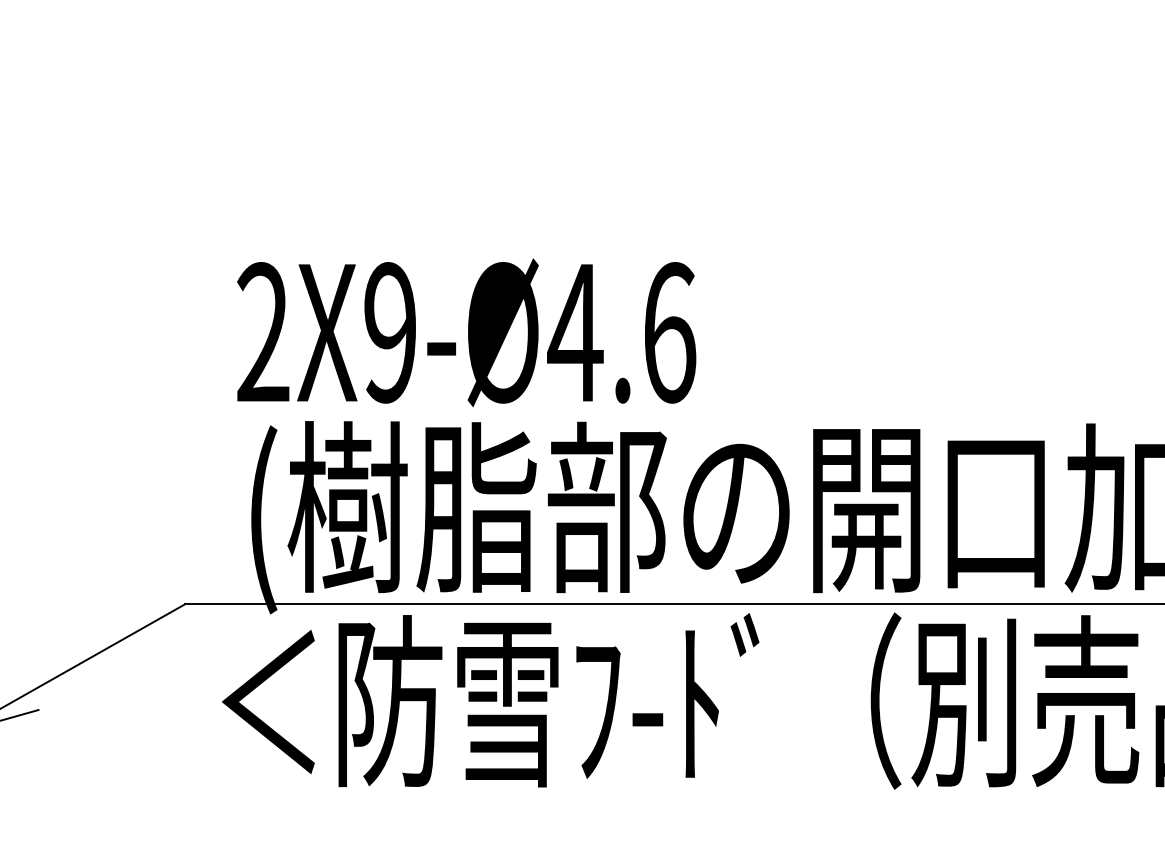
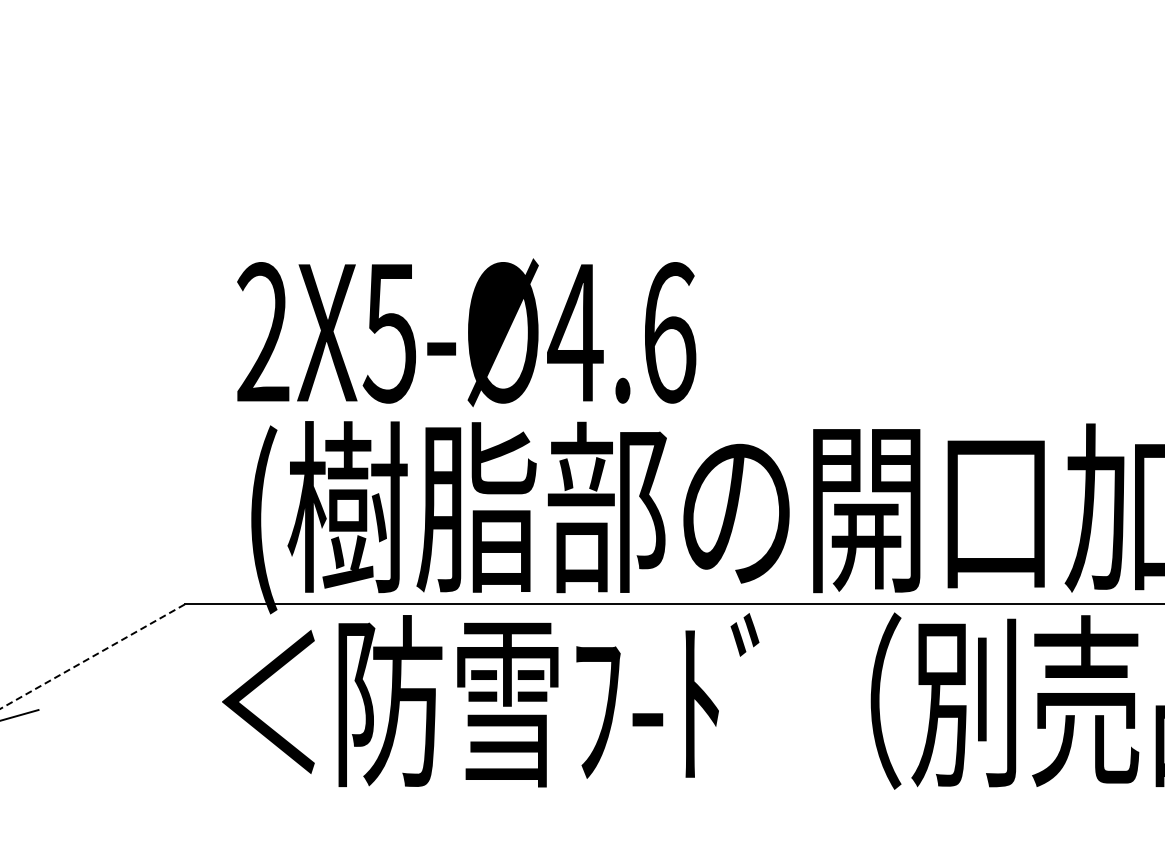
text: 2X9-Ø4.6 -> 2X5-Ø4.6 (389, 332)
line: solid -> dashed (93, 656)
